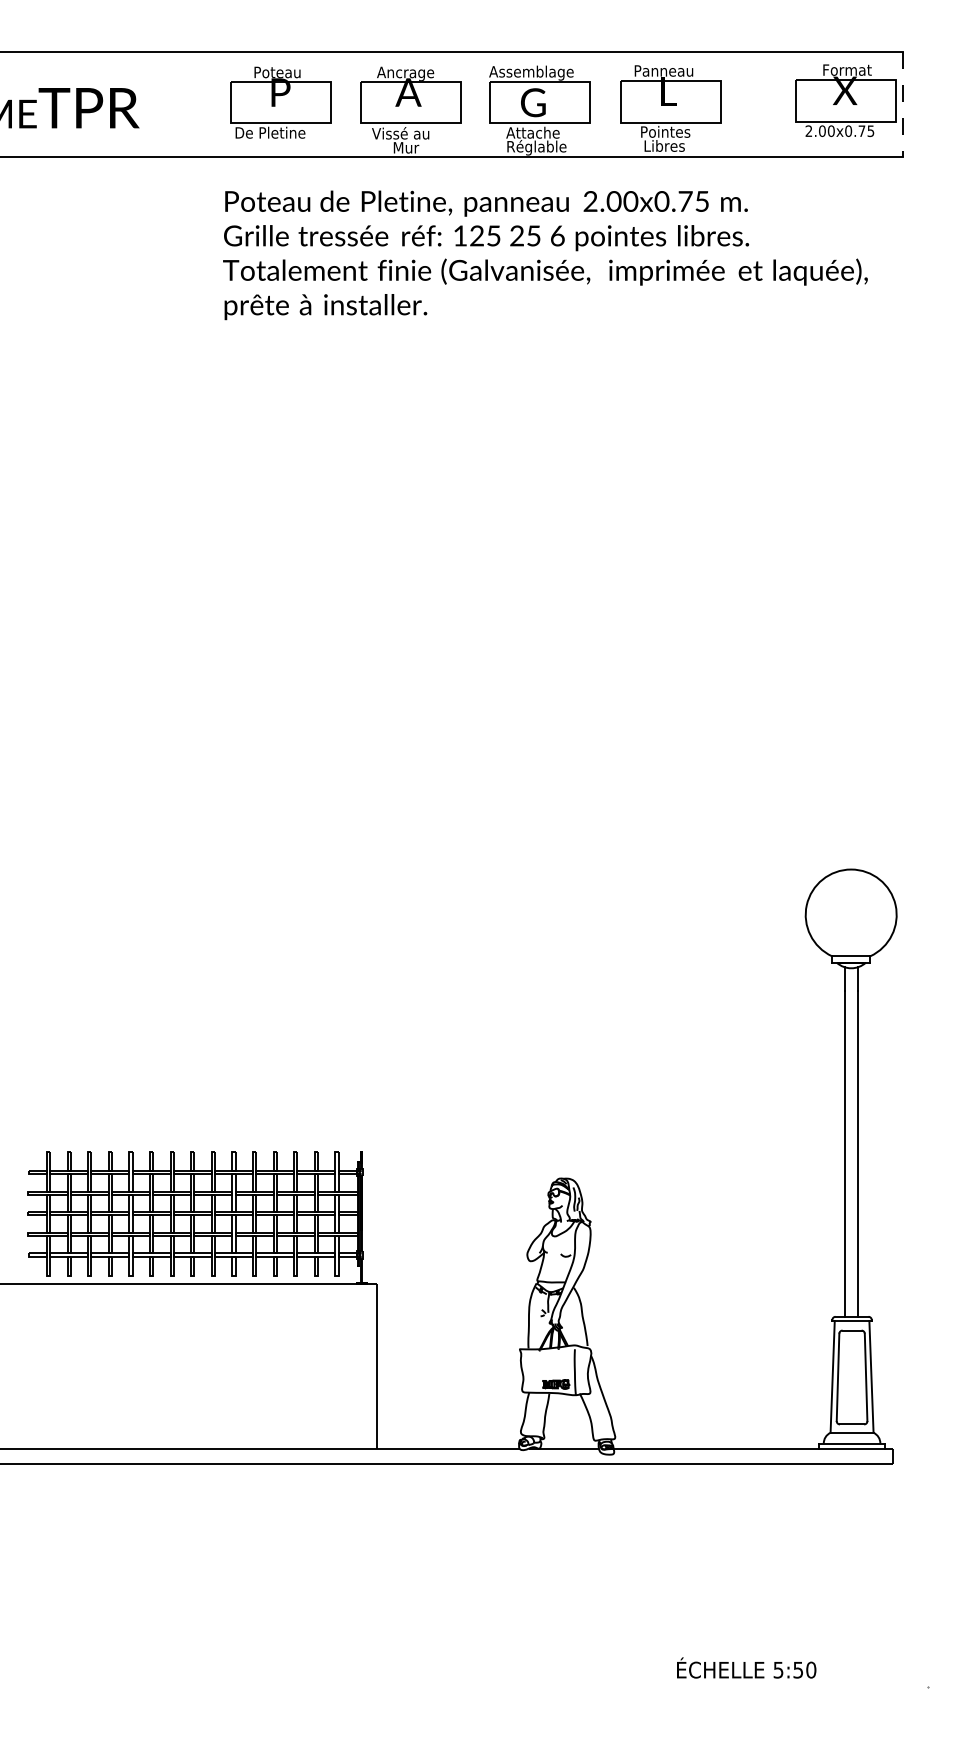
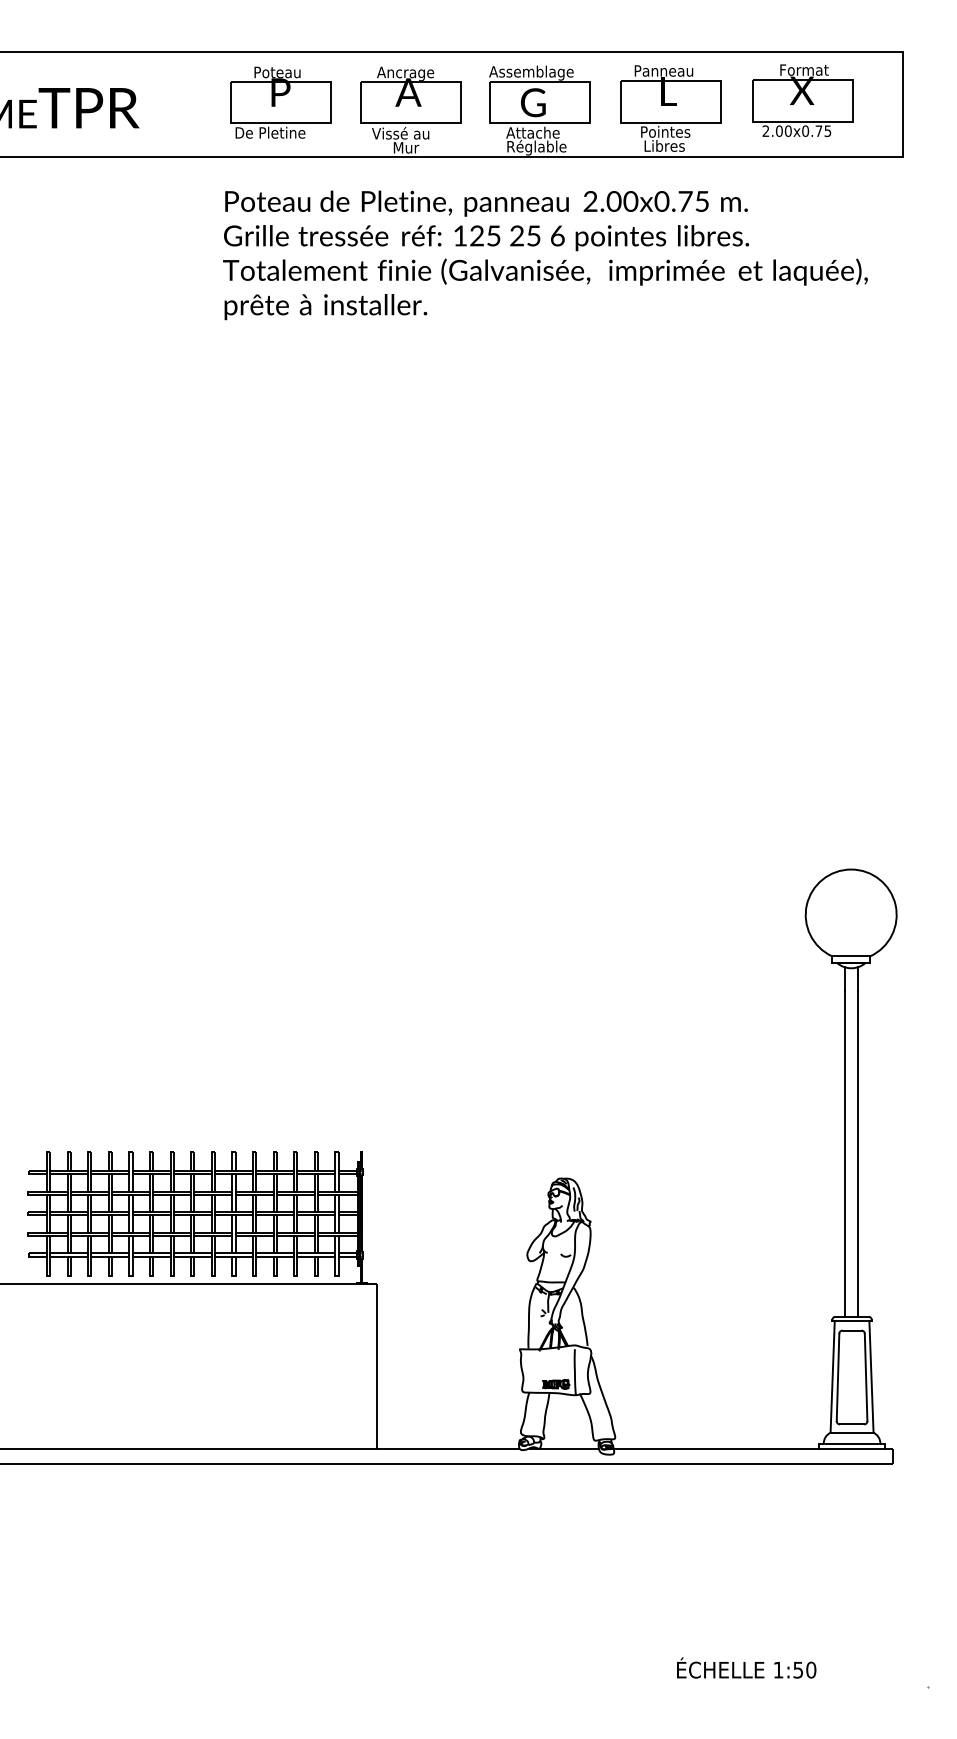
part position: (845, 100) -> (802, 100) (802, 100)
line: dashed -> solid (902, 105)
text: 5:50 -> 1:50 (778, 1670)
